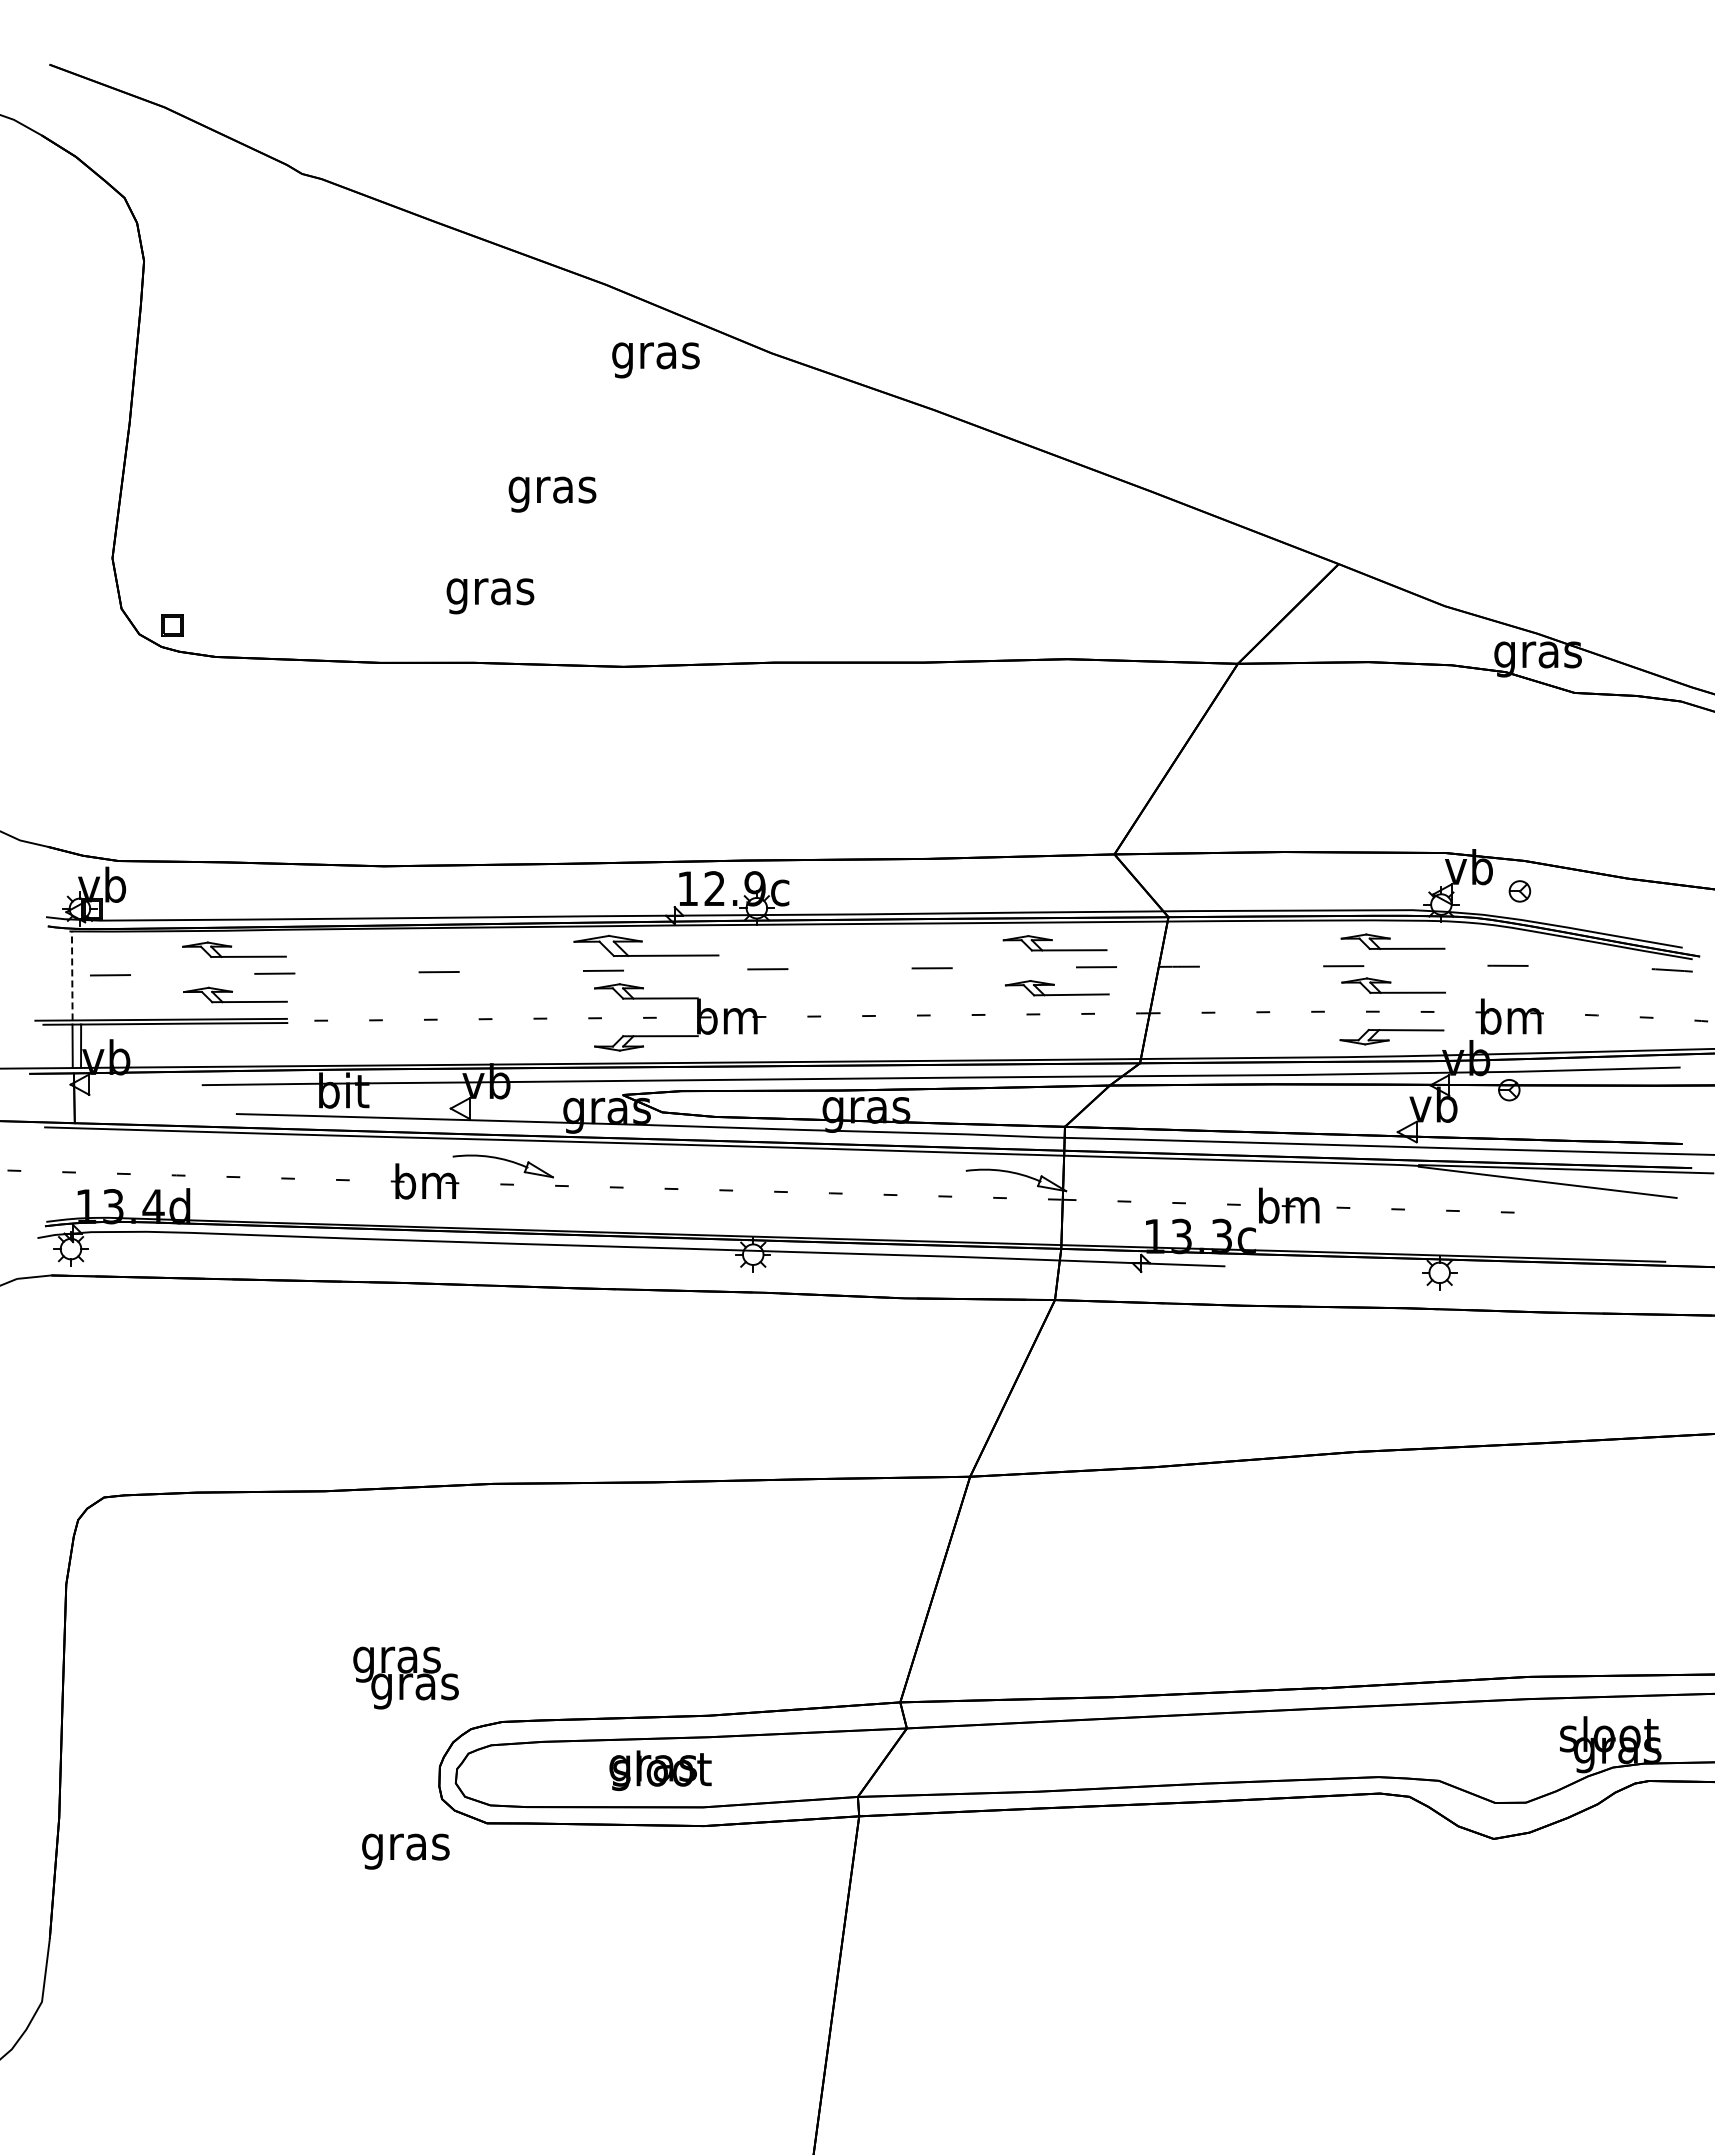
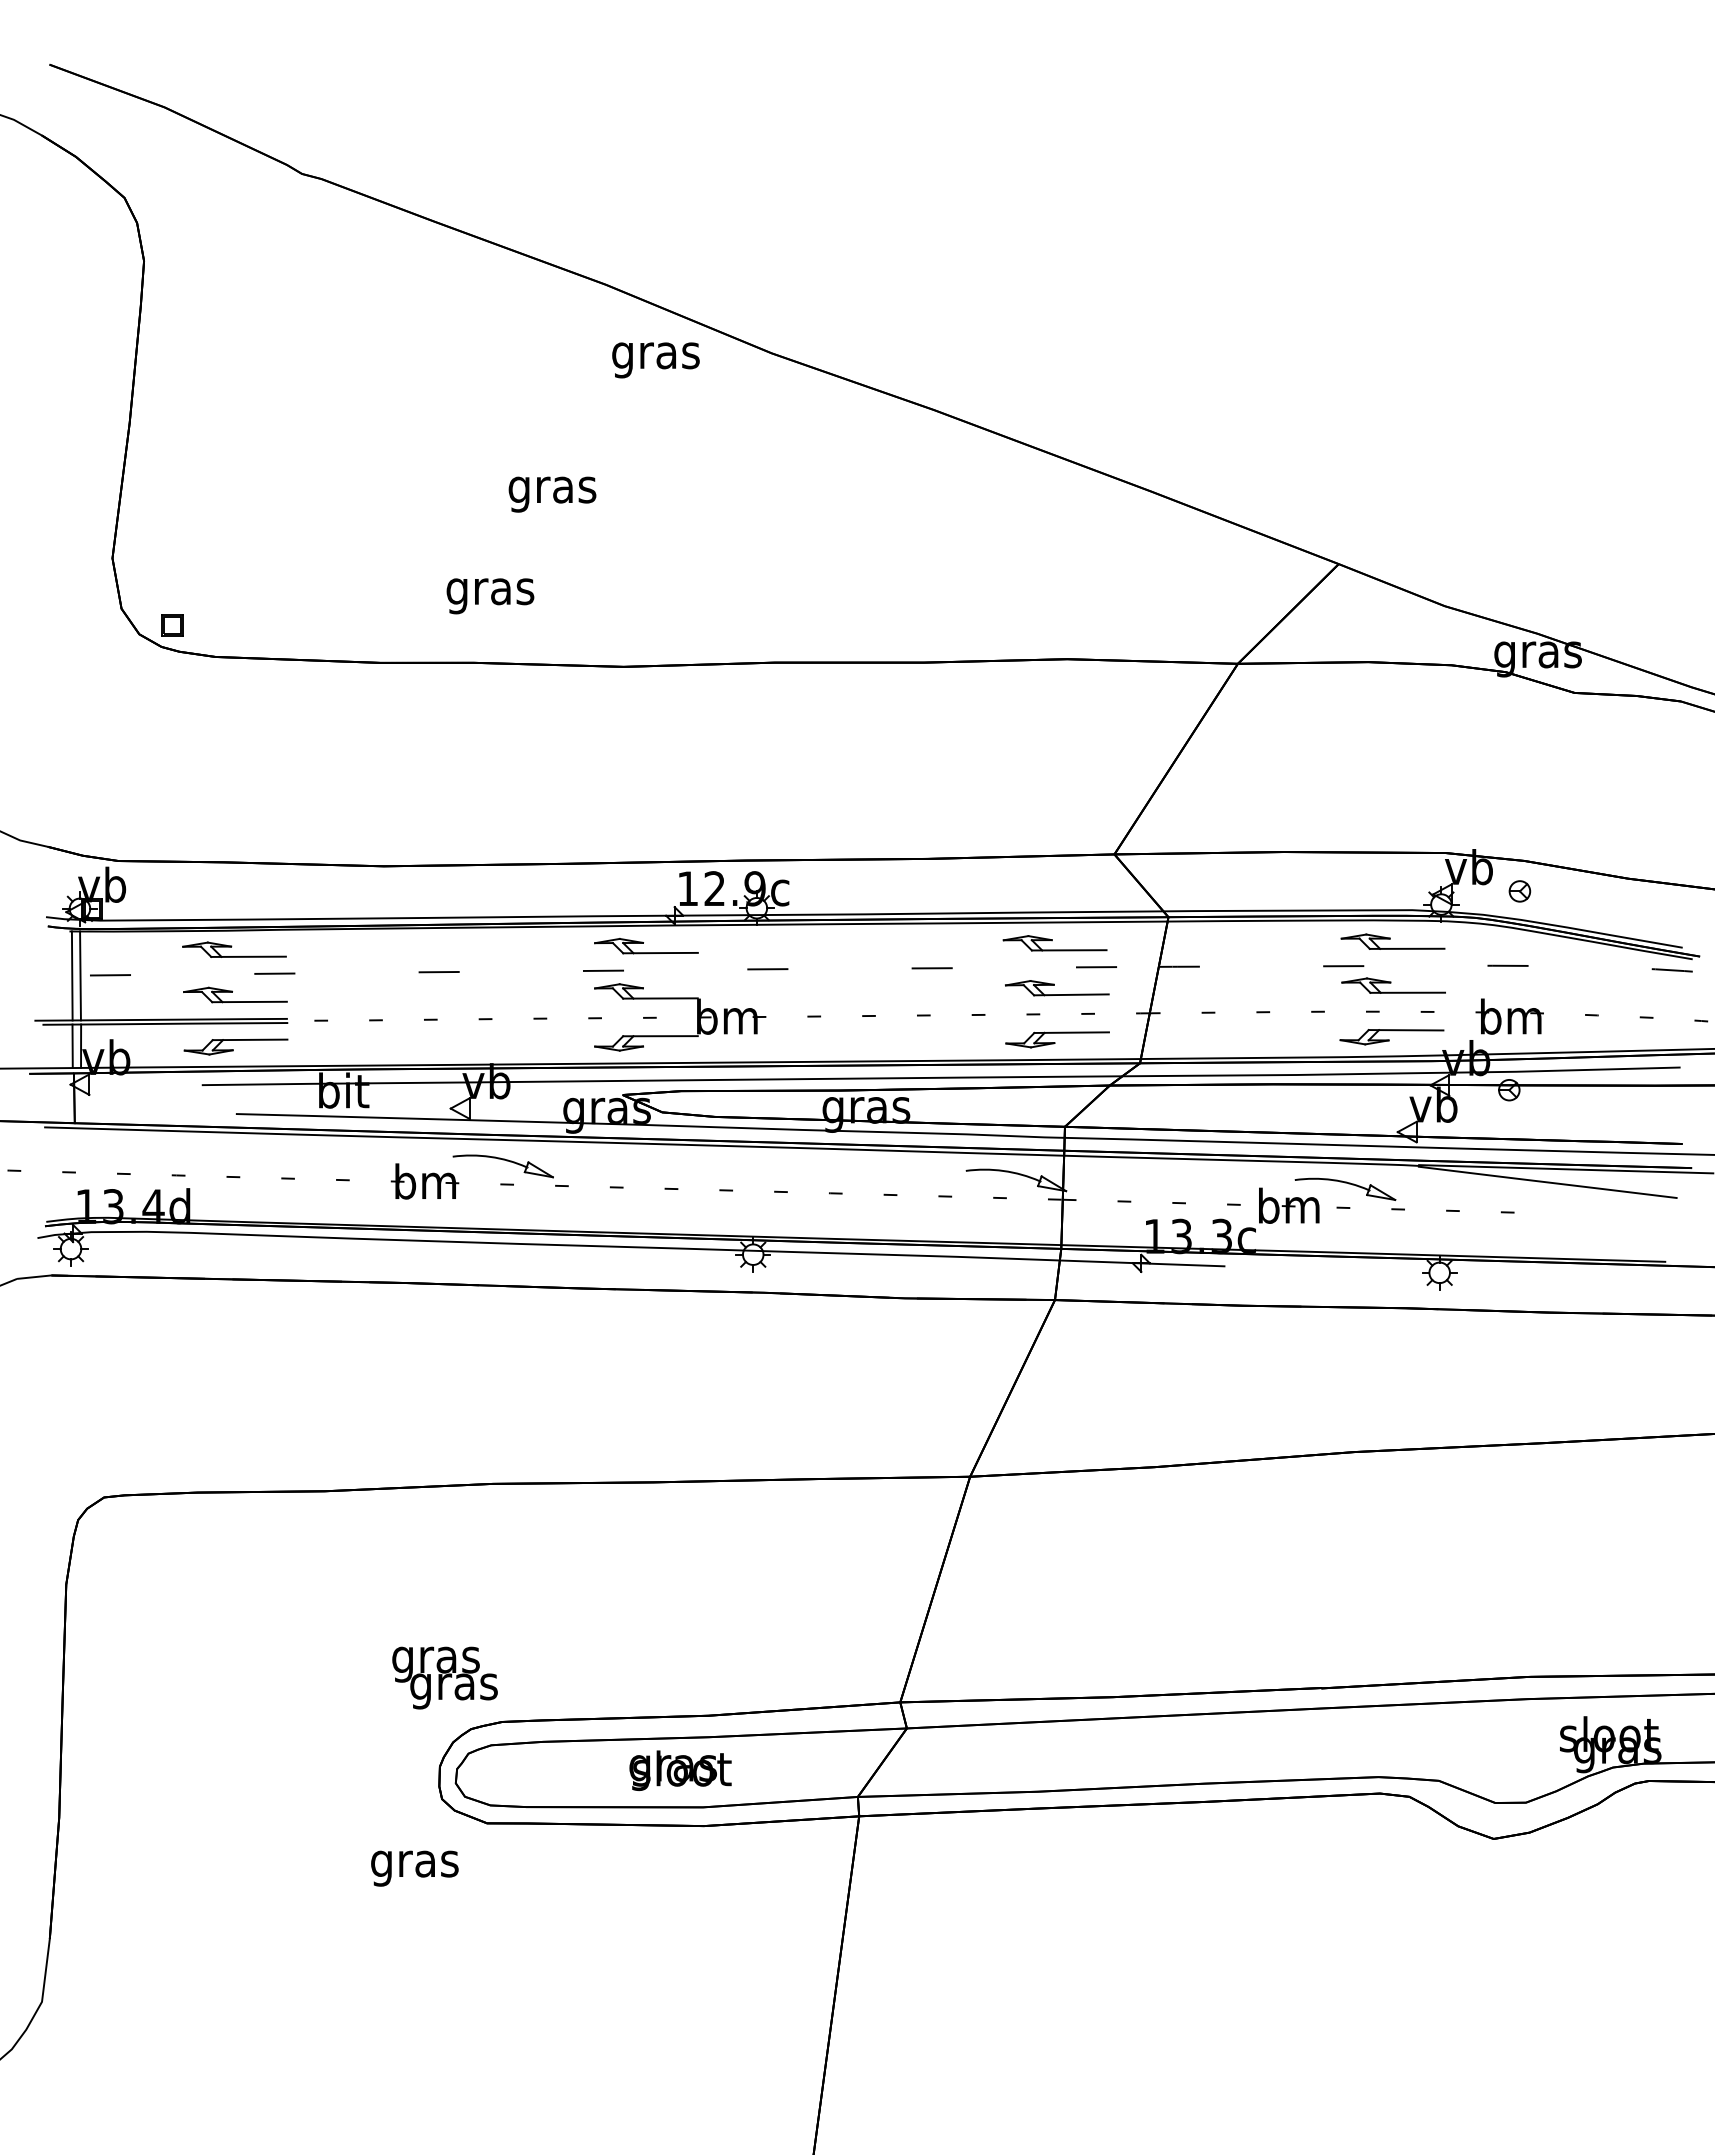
part size: 147x23 px -> 105x17 px (646, 946)
line: dashed -> solid (72, 975)
line: none -> present (80, 975)
part: none -> present (1057, 1039)
part: none -> present (235, 1046)
part: none -> present (1345, 1188)
text position: (405, 1677) -> (444, 1677) (444, 1677)
text position: (660, 1770) -> (680, 1770) (680, 1770)
text position: (405, 1851) -> (414, 1868) (414, 1868)
